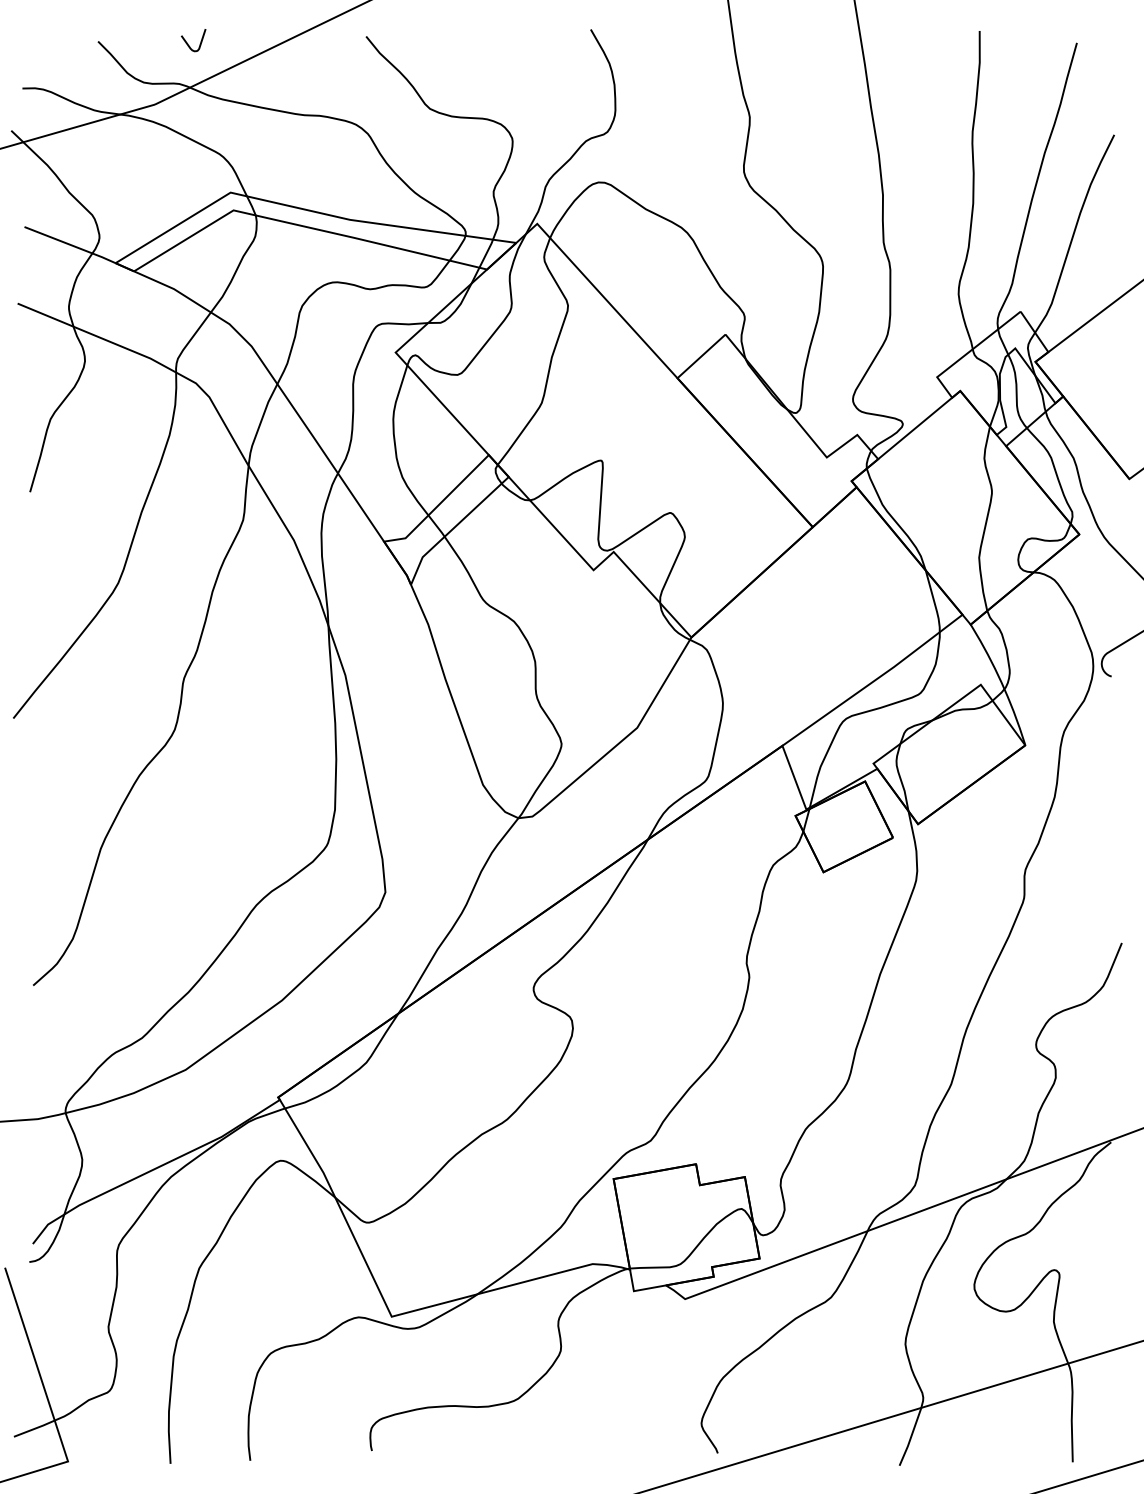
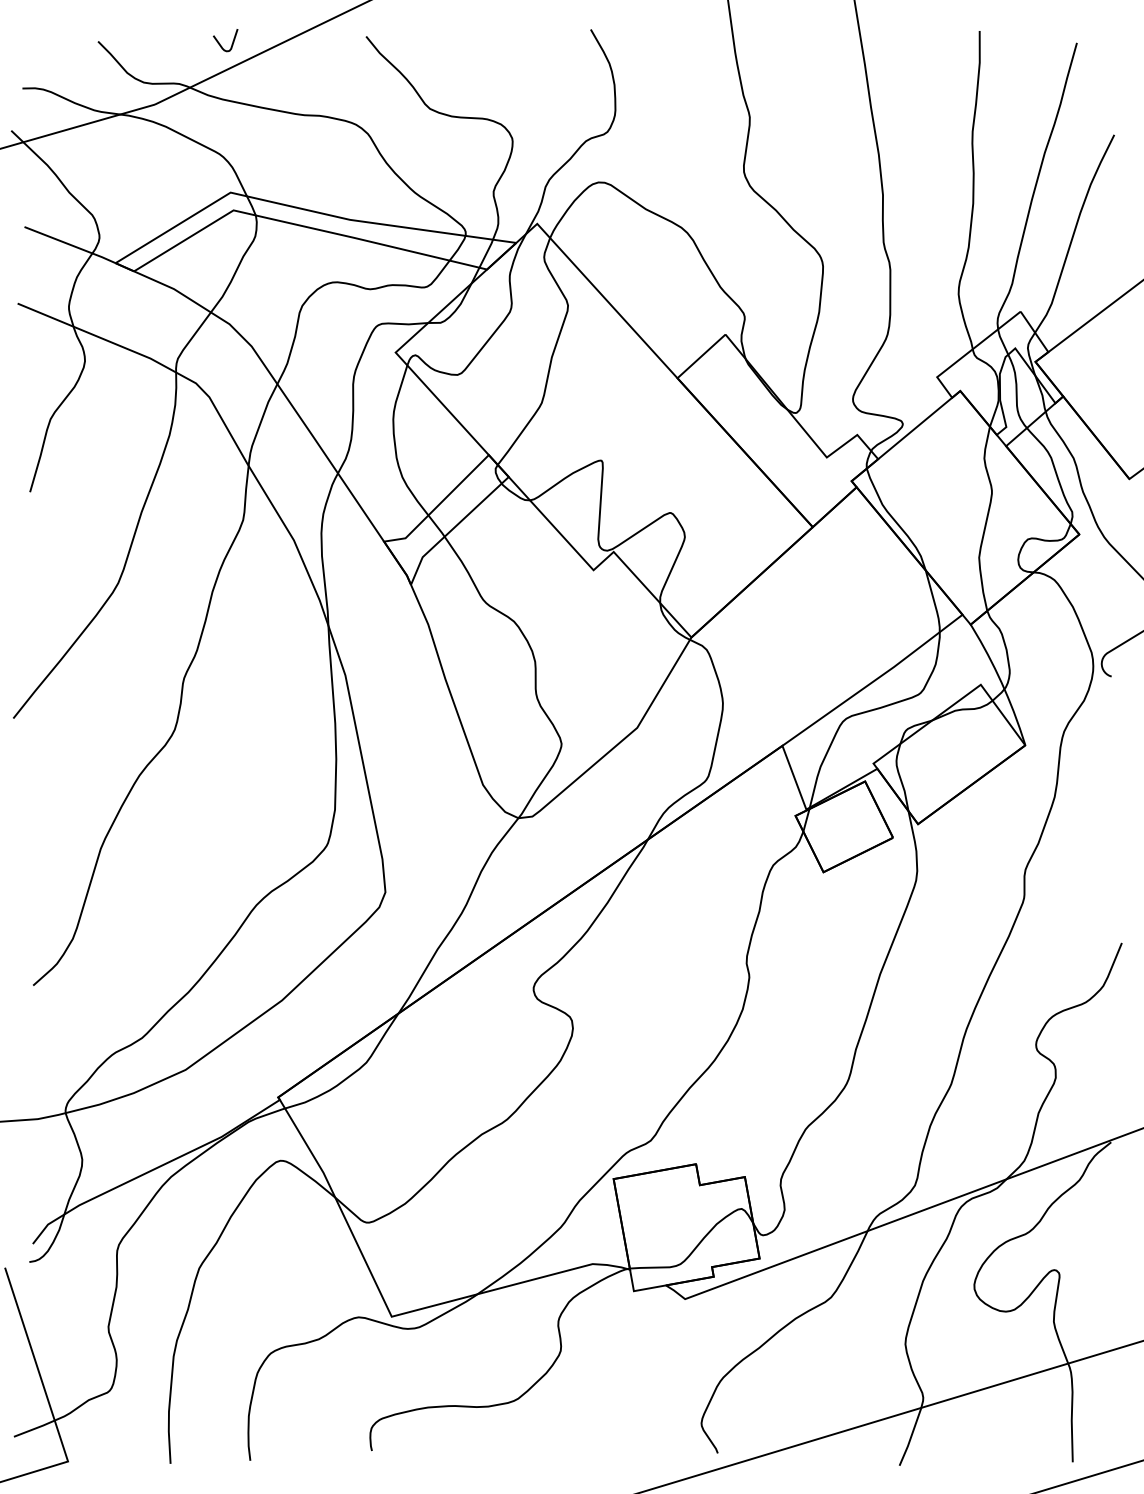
curve position: (188, 43) -> (220, 43) (220, 43)
